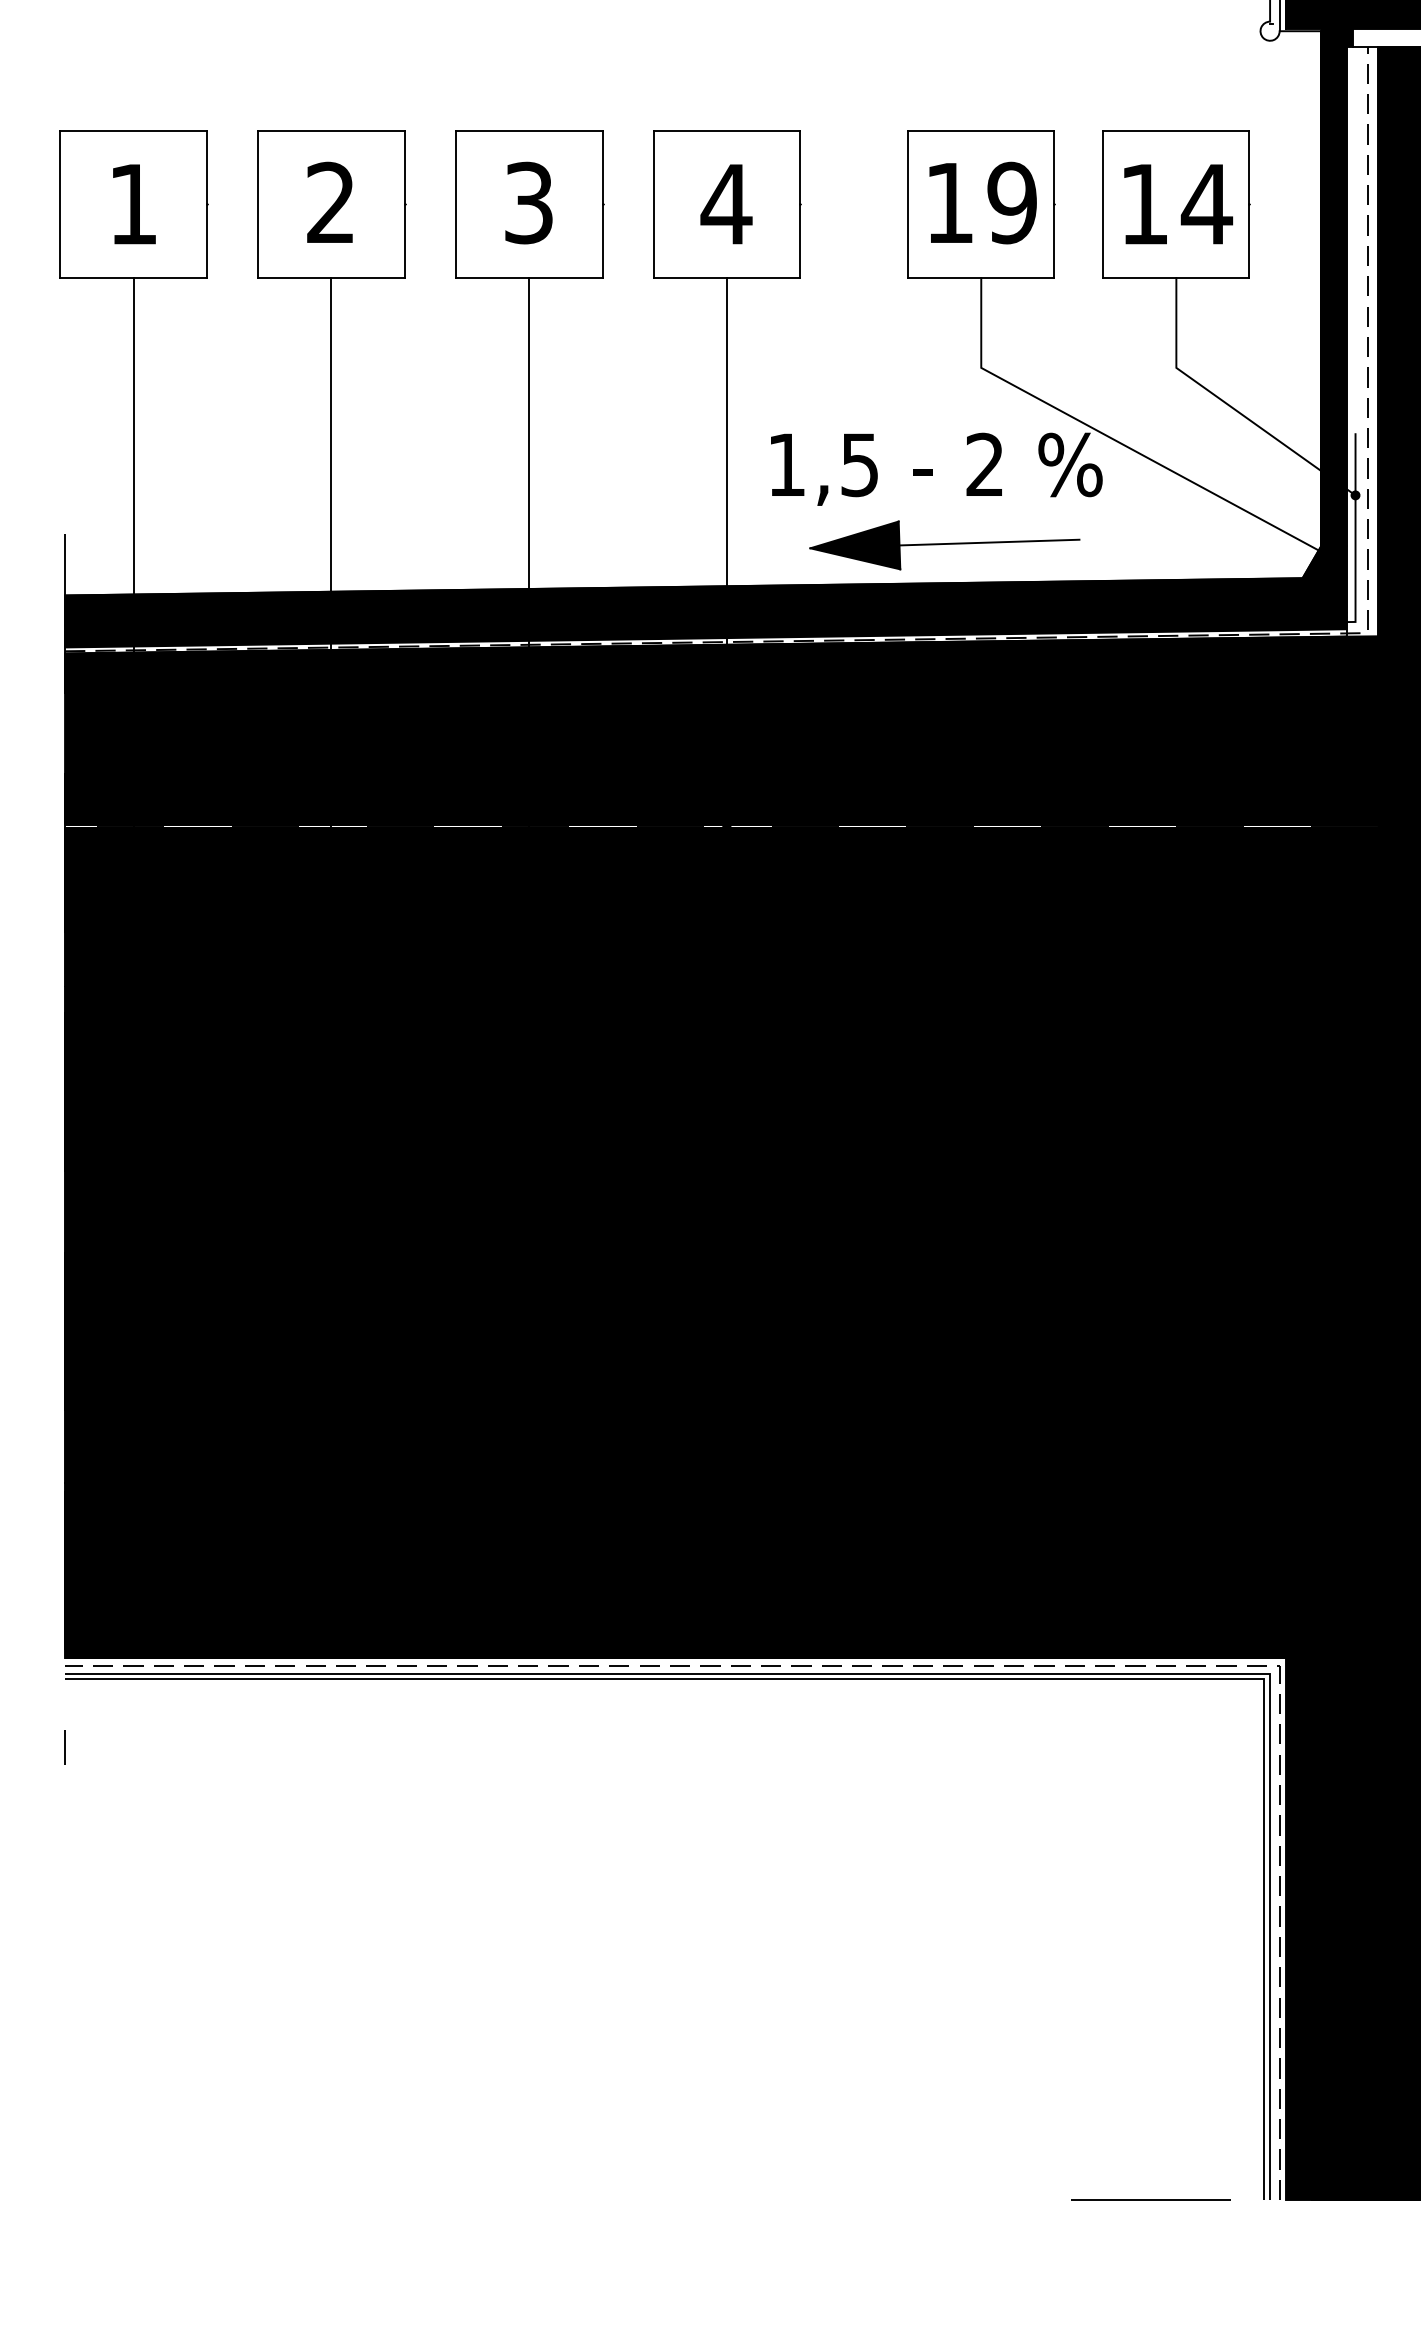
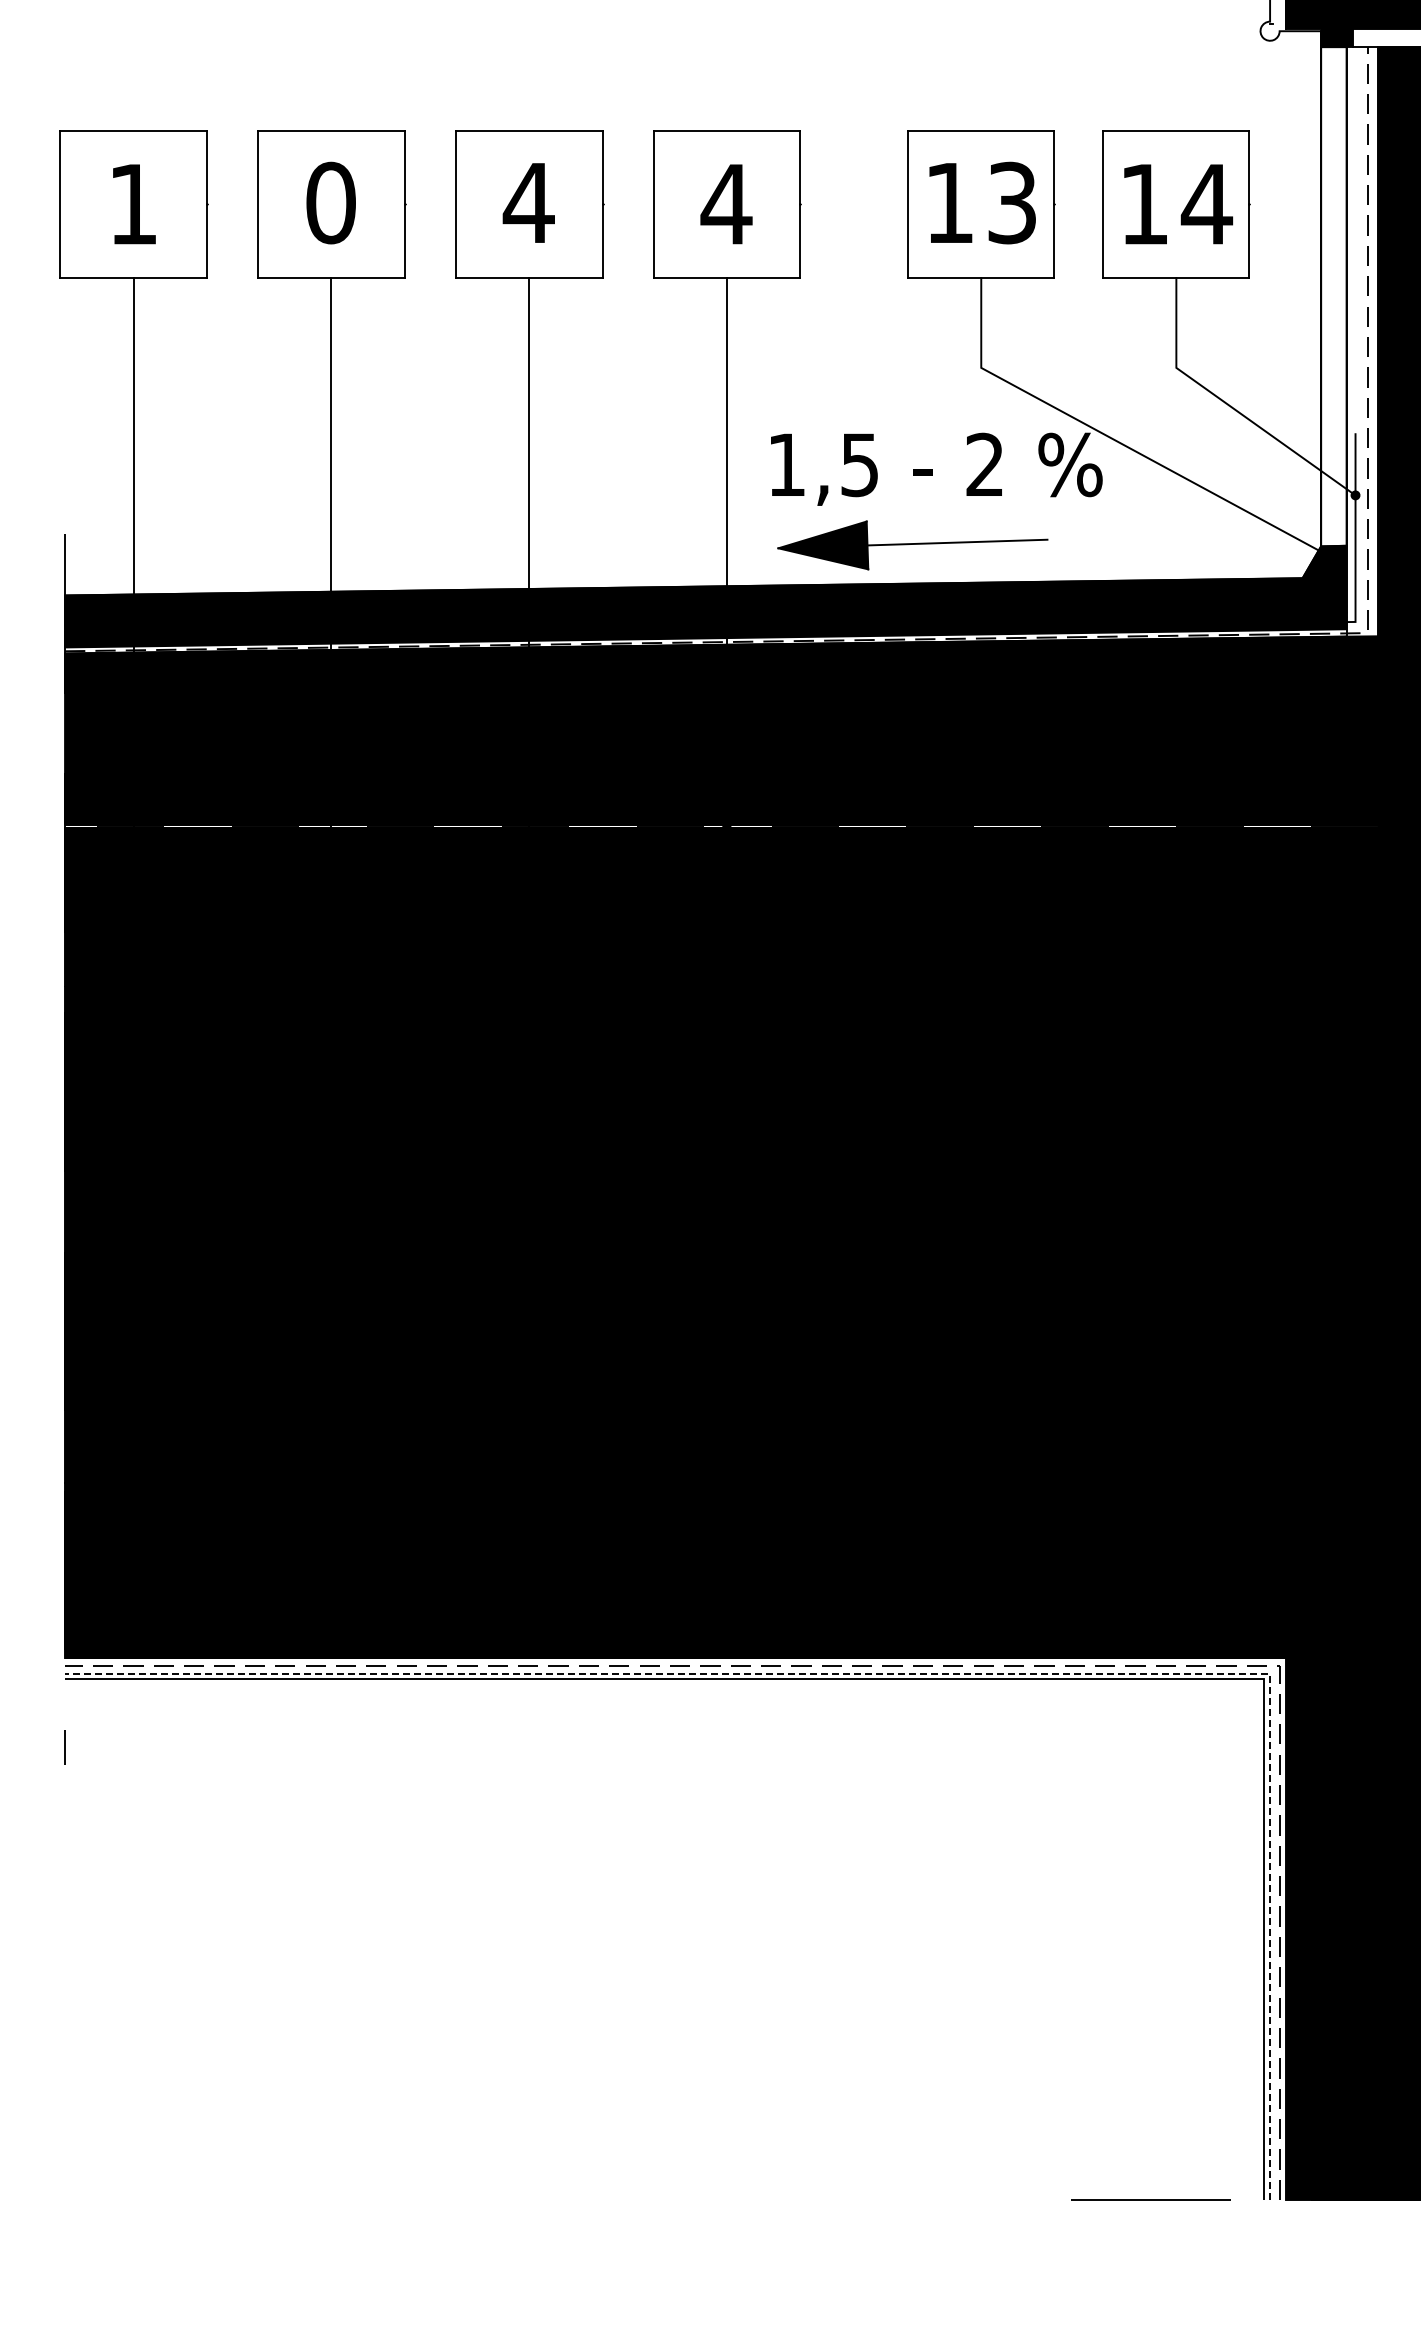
line: present -> none (1279, 16)
text: 2 -> 0 (330, 202)
text: 3 -> 4 (528, 202)
text: 19 -> 13 (1011, 203)
fill: present -> none (1333, 296)
part position: (944, 545) -> (912, 545) (912, 545)
line: solid -> dashed (931, 1673)
